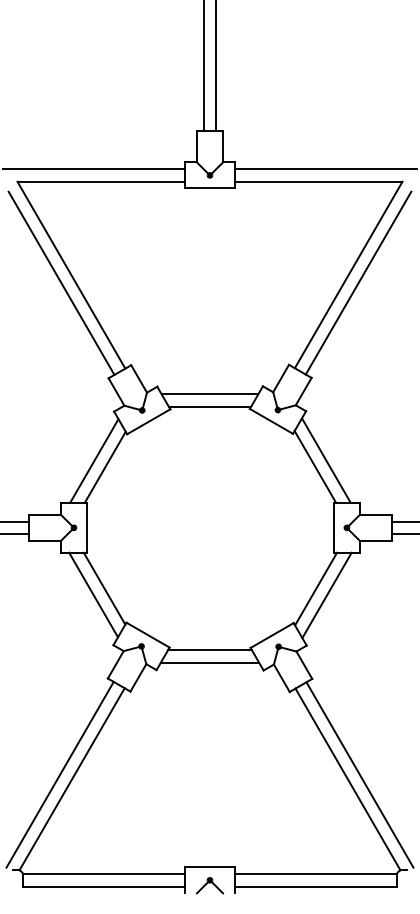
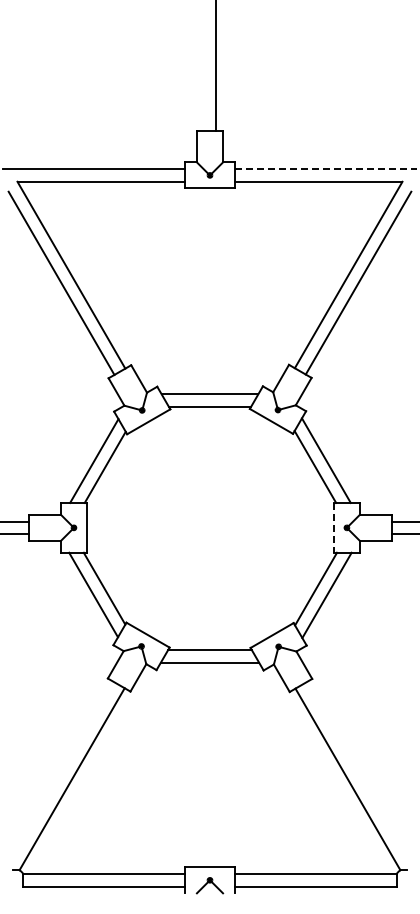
line: present -> none (203, 66)
line: solid -> dashed (326, 169)
line: solid -> dashed (333, 527)
line: present -> none (59, 774)
line: present -> none (359, 774)
